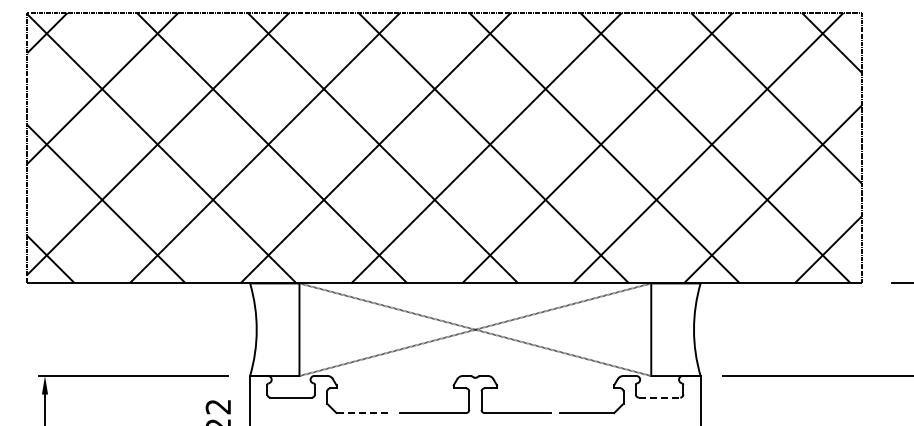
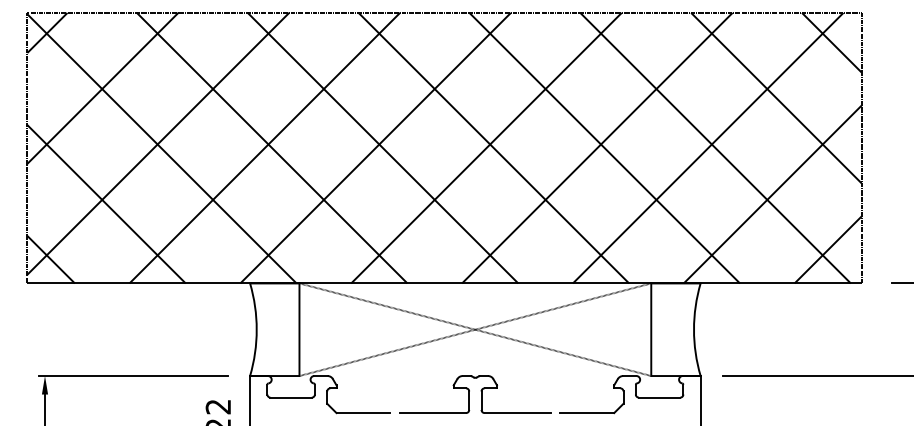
line: dashed -> solid (659, 397)
line: dashed -> solid (363, 413)
